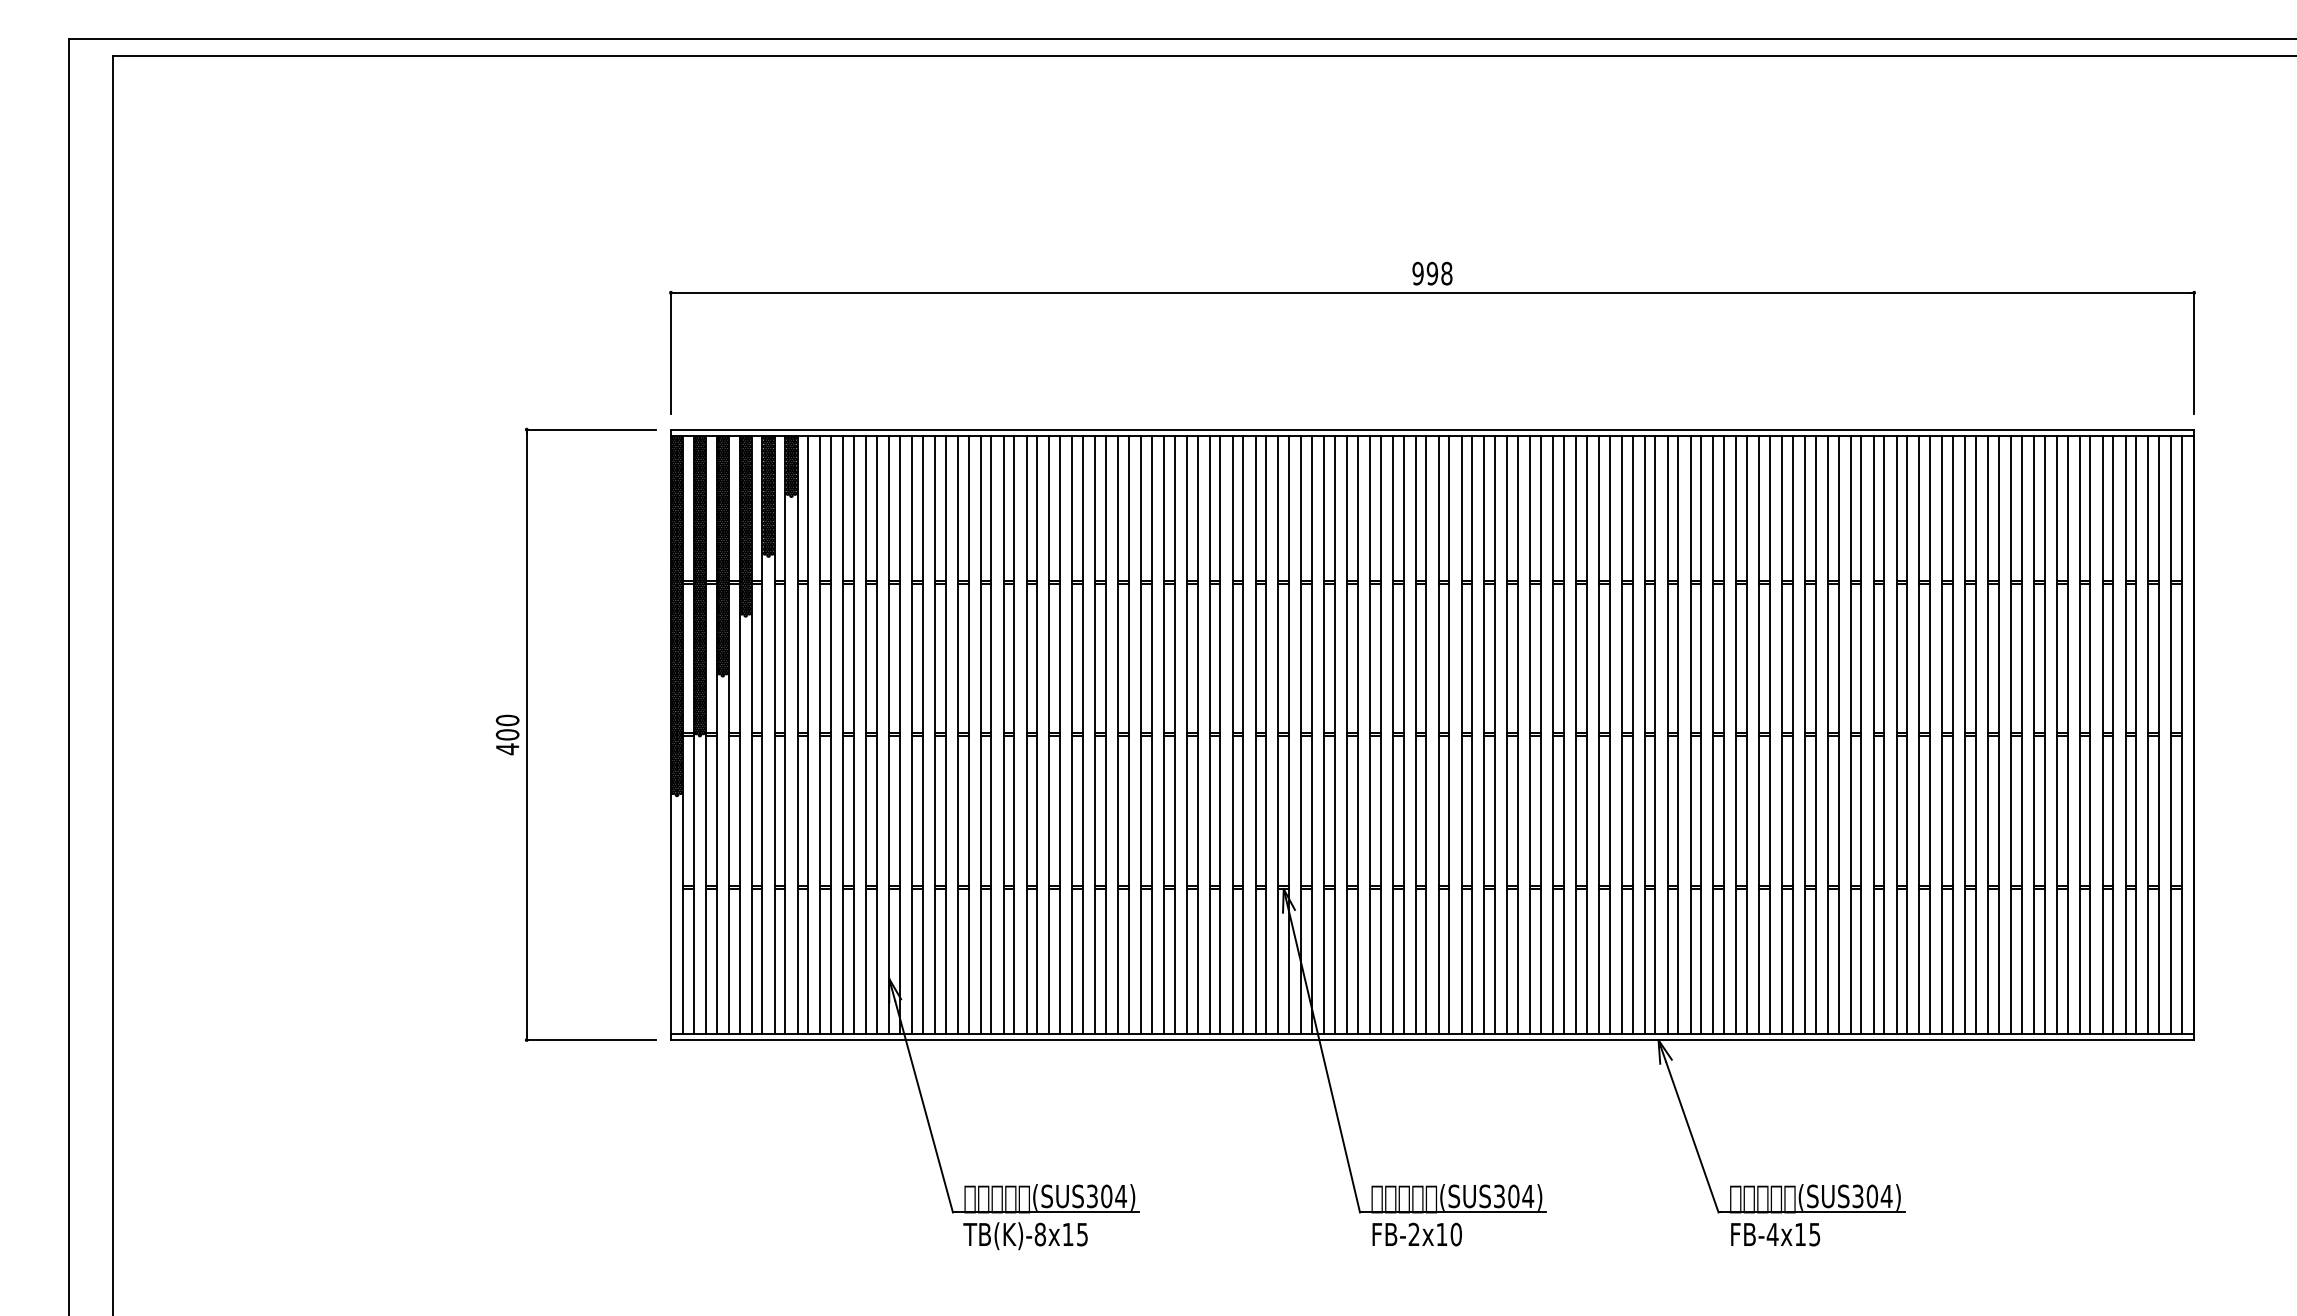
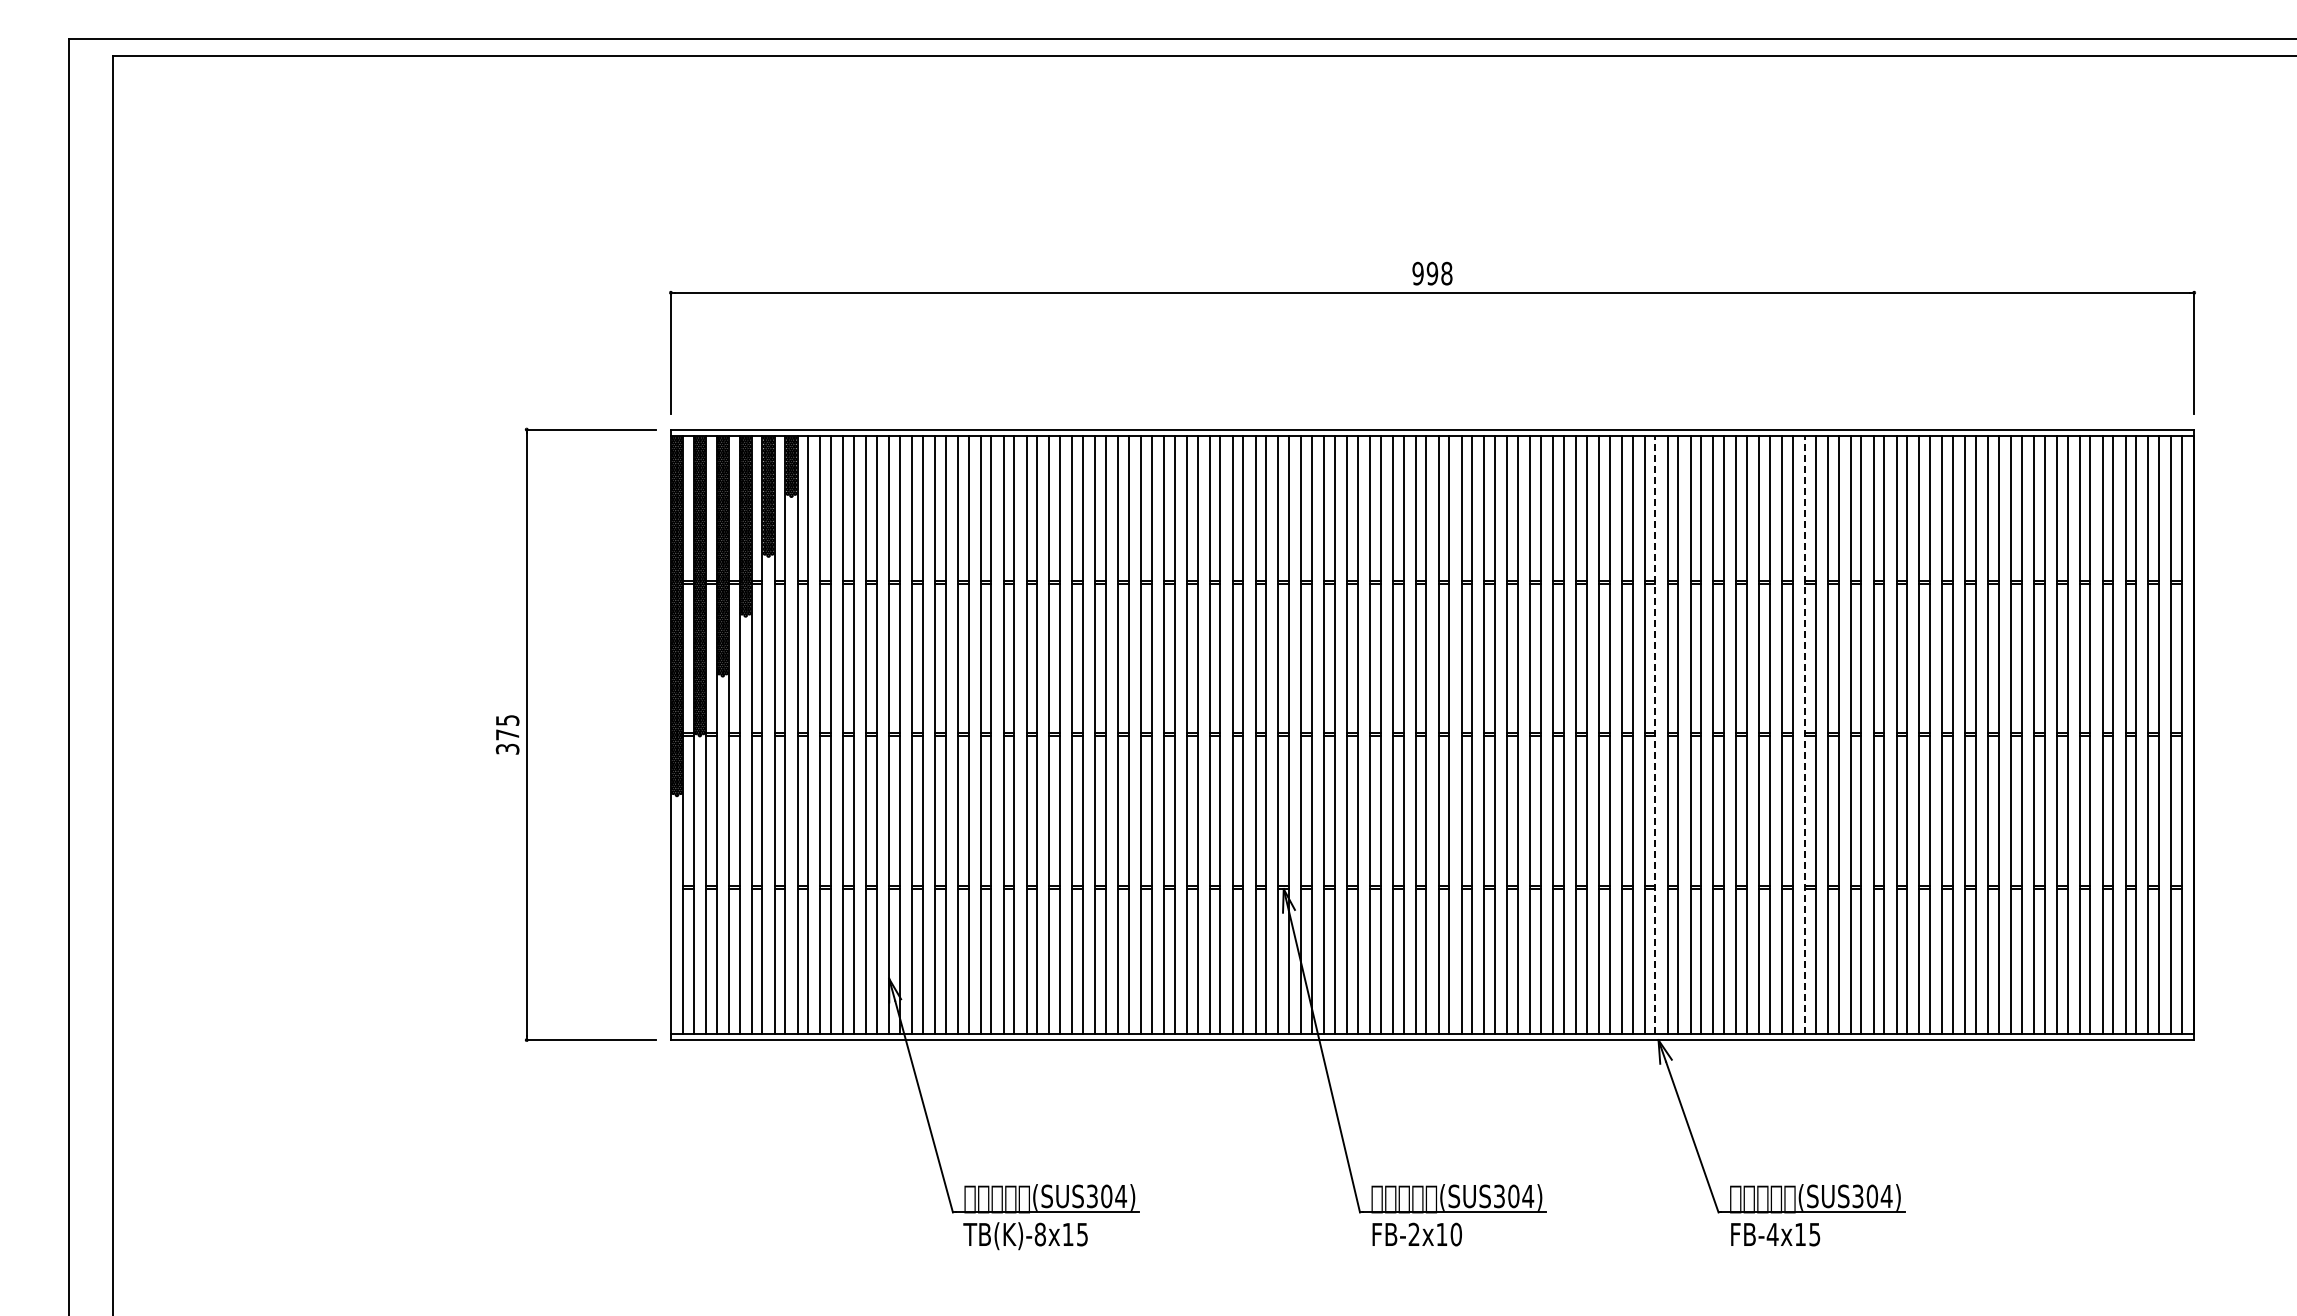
text: 400 -> 375 (507, 734)
line: solid -> dashed (1655, 734)
line: solid -> dashed (1804, 734)
